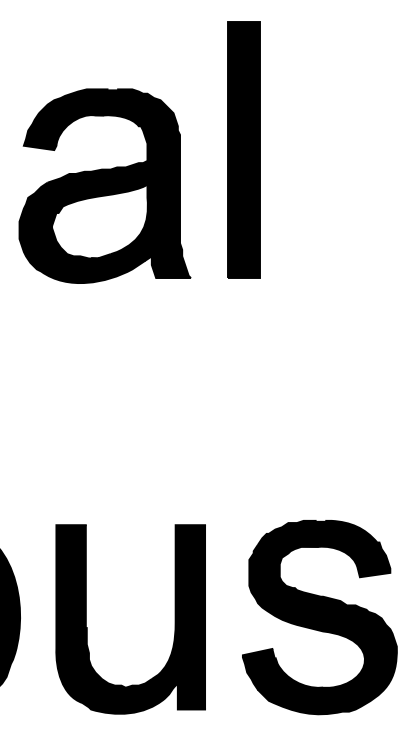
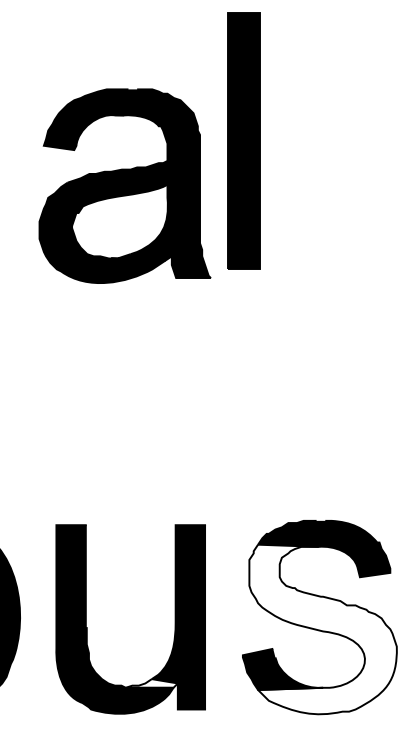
part position: (243, 149) -> (243, 140) (243, 140)
part position: (104, 185) -> (124, 185) (124, 185)
fill: present -> none (322, 629)
fill: present -> none (151, 683)
